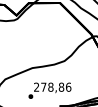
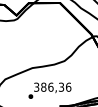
text: 278,86 -> 386,36 (49, 86)
